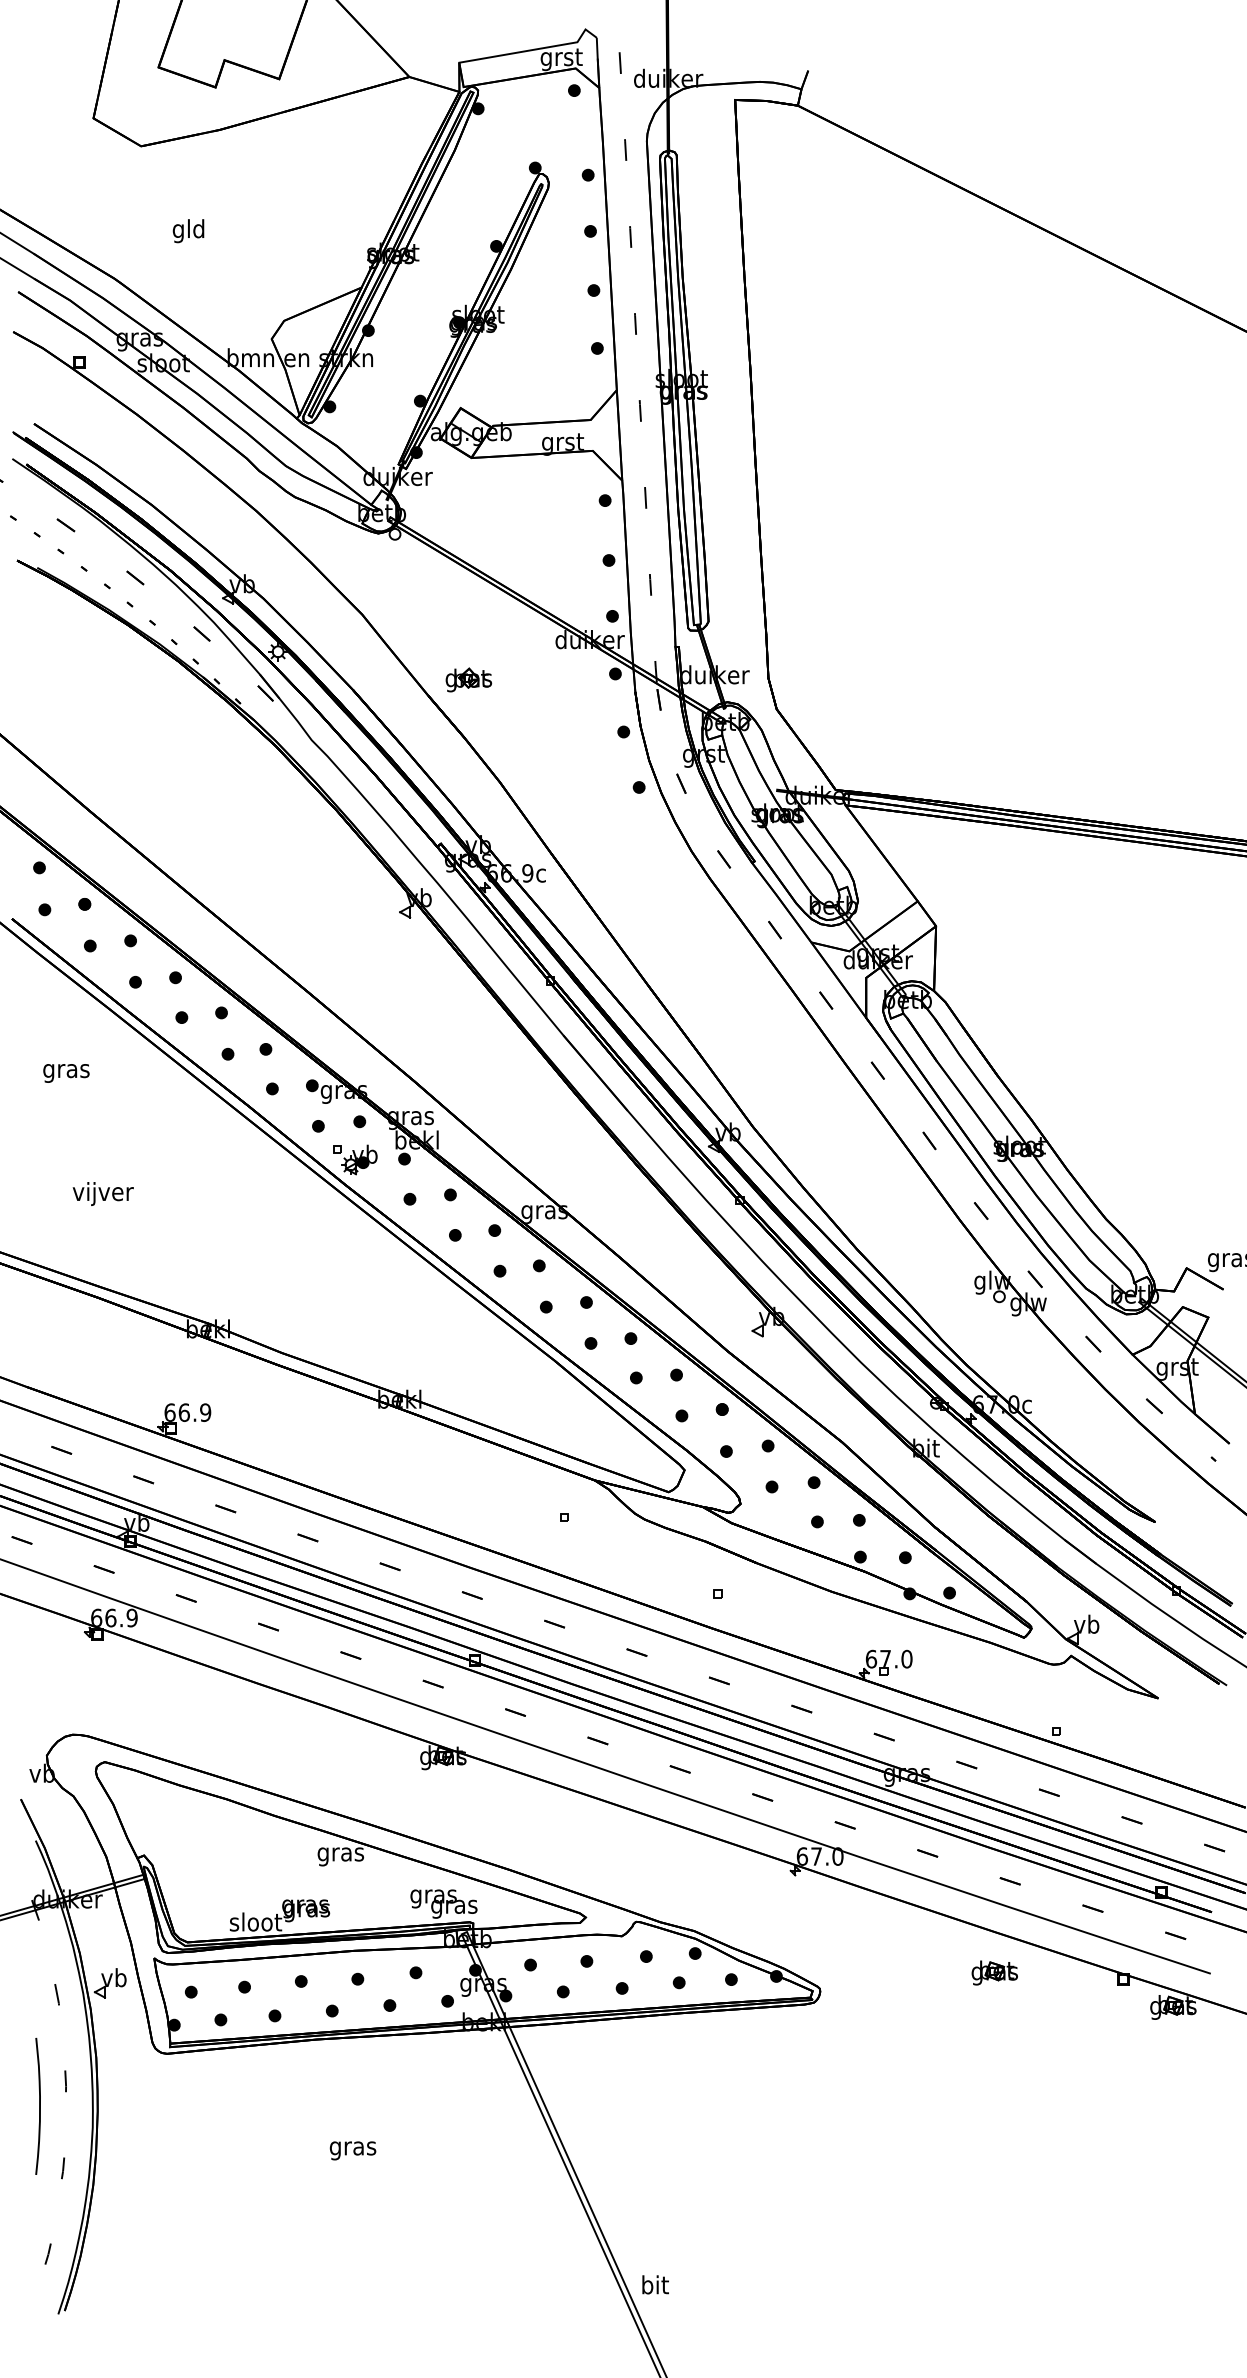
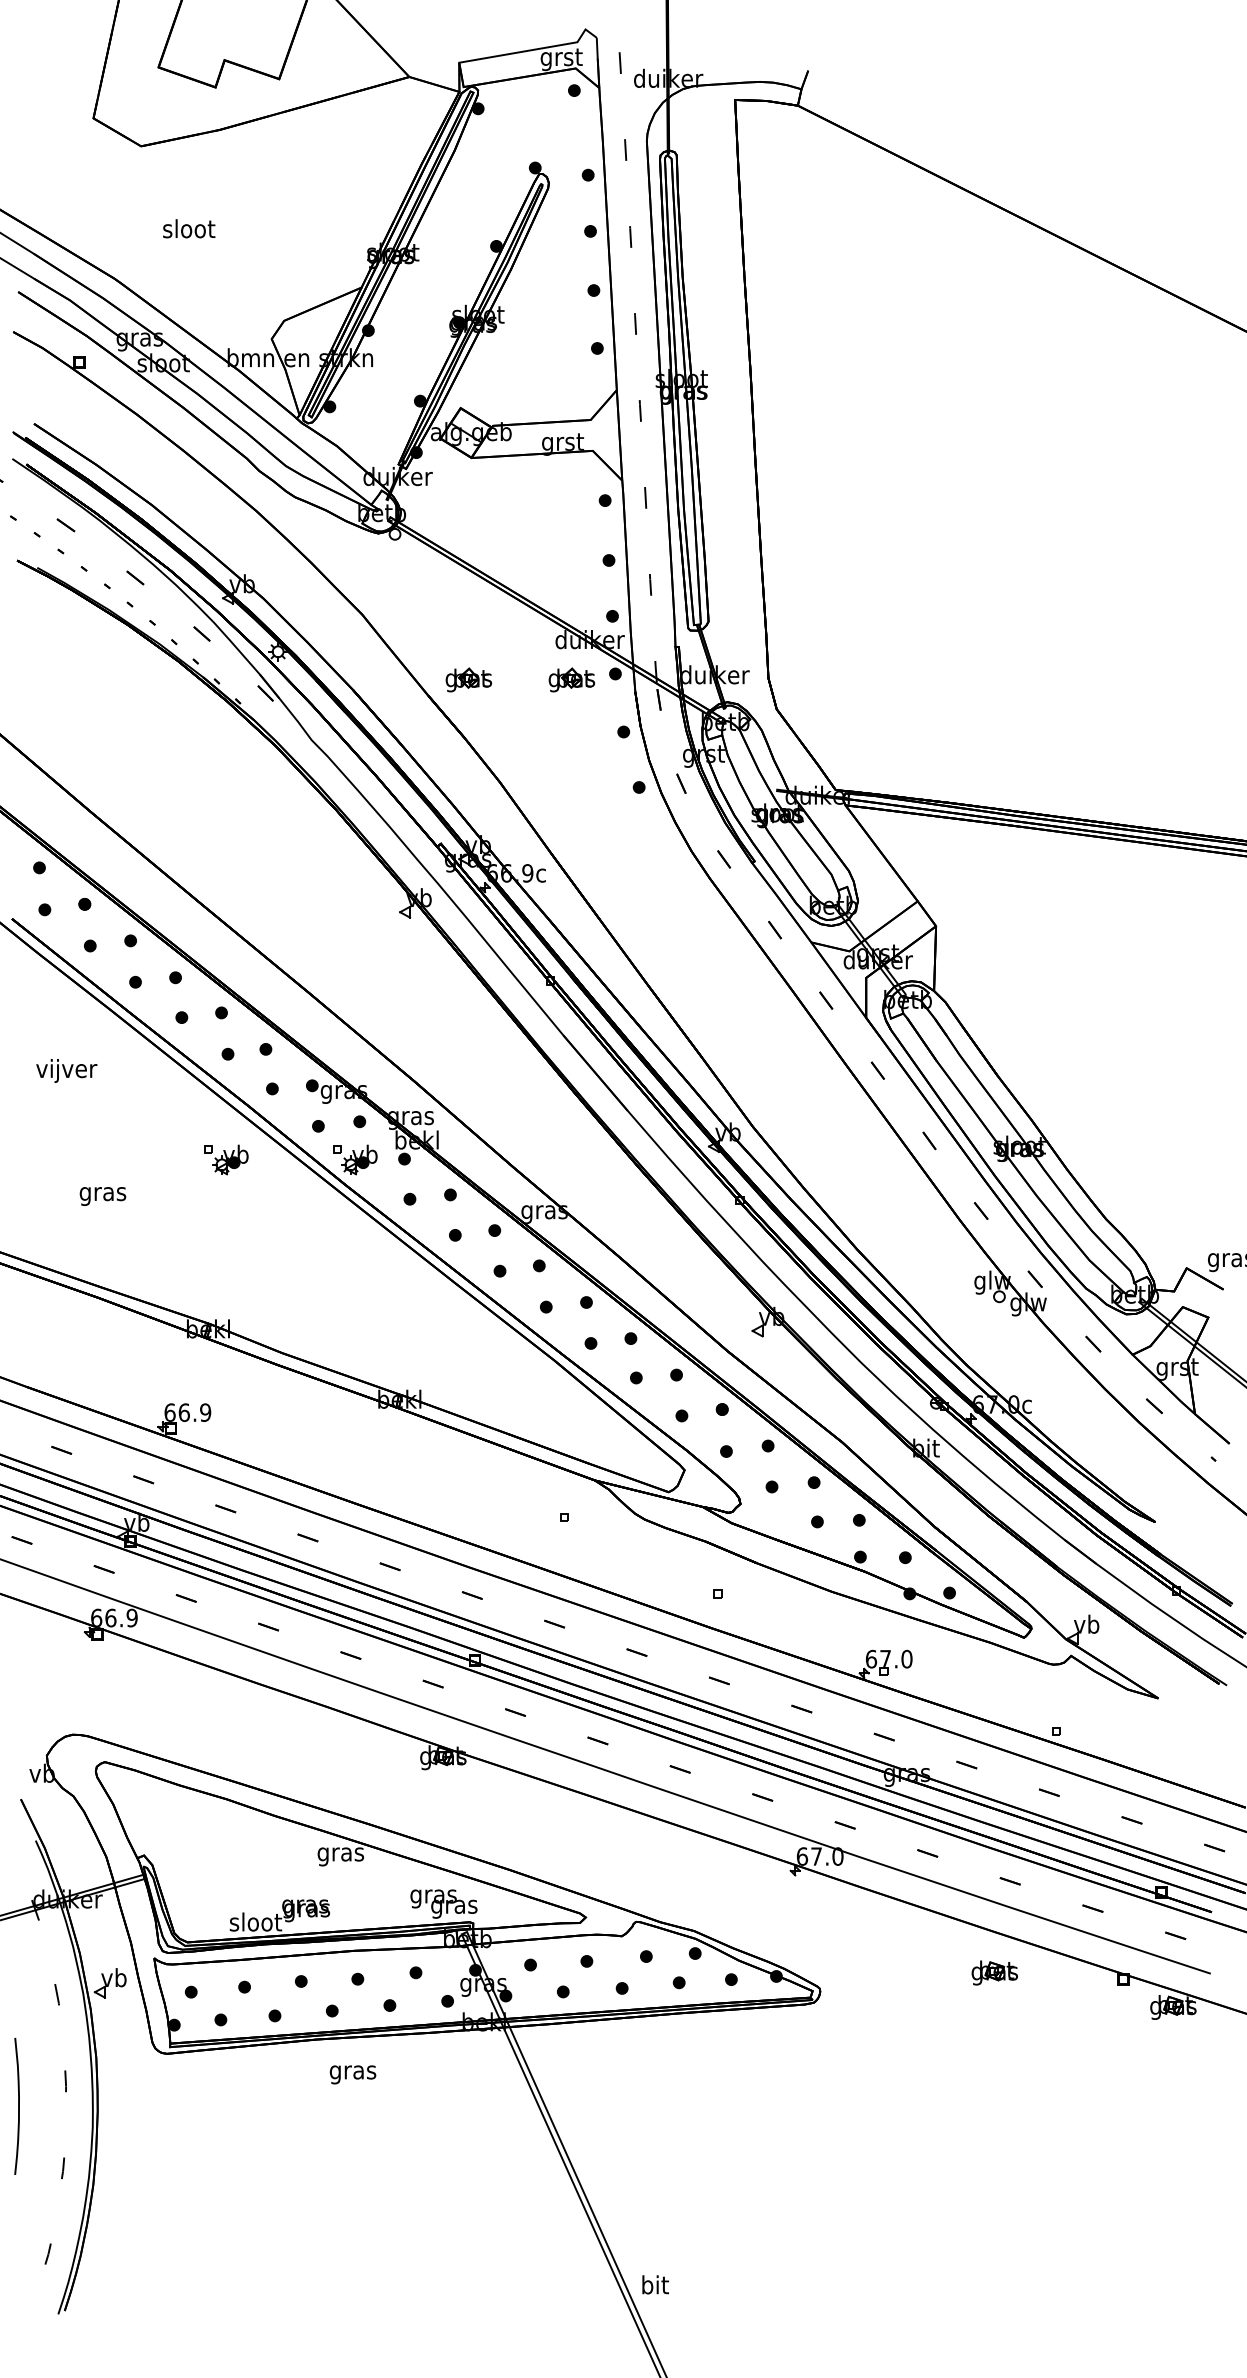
text: gld -> sloot (189, 231)
part: none -> present (571, 679)
text: gras -> vijver (66, 1070)
part: none -> present (226, 1159)
text: vijver -> gras (102, 1194)
curve position: (39, 2105) -> (18, 2105) (18, 2105)
text position: (352, 2150) -> (352, 2074) (352, 2074)
